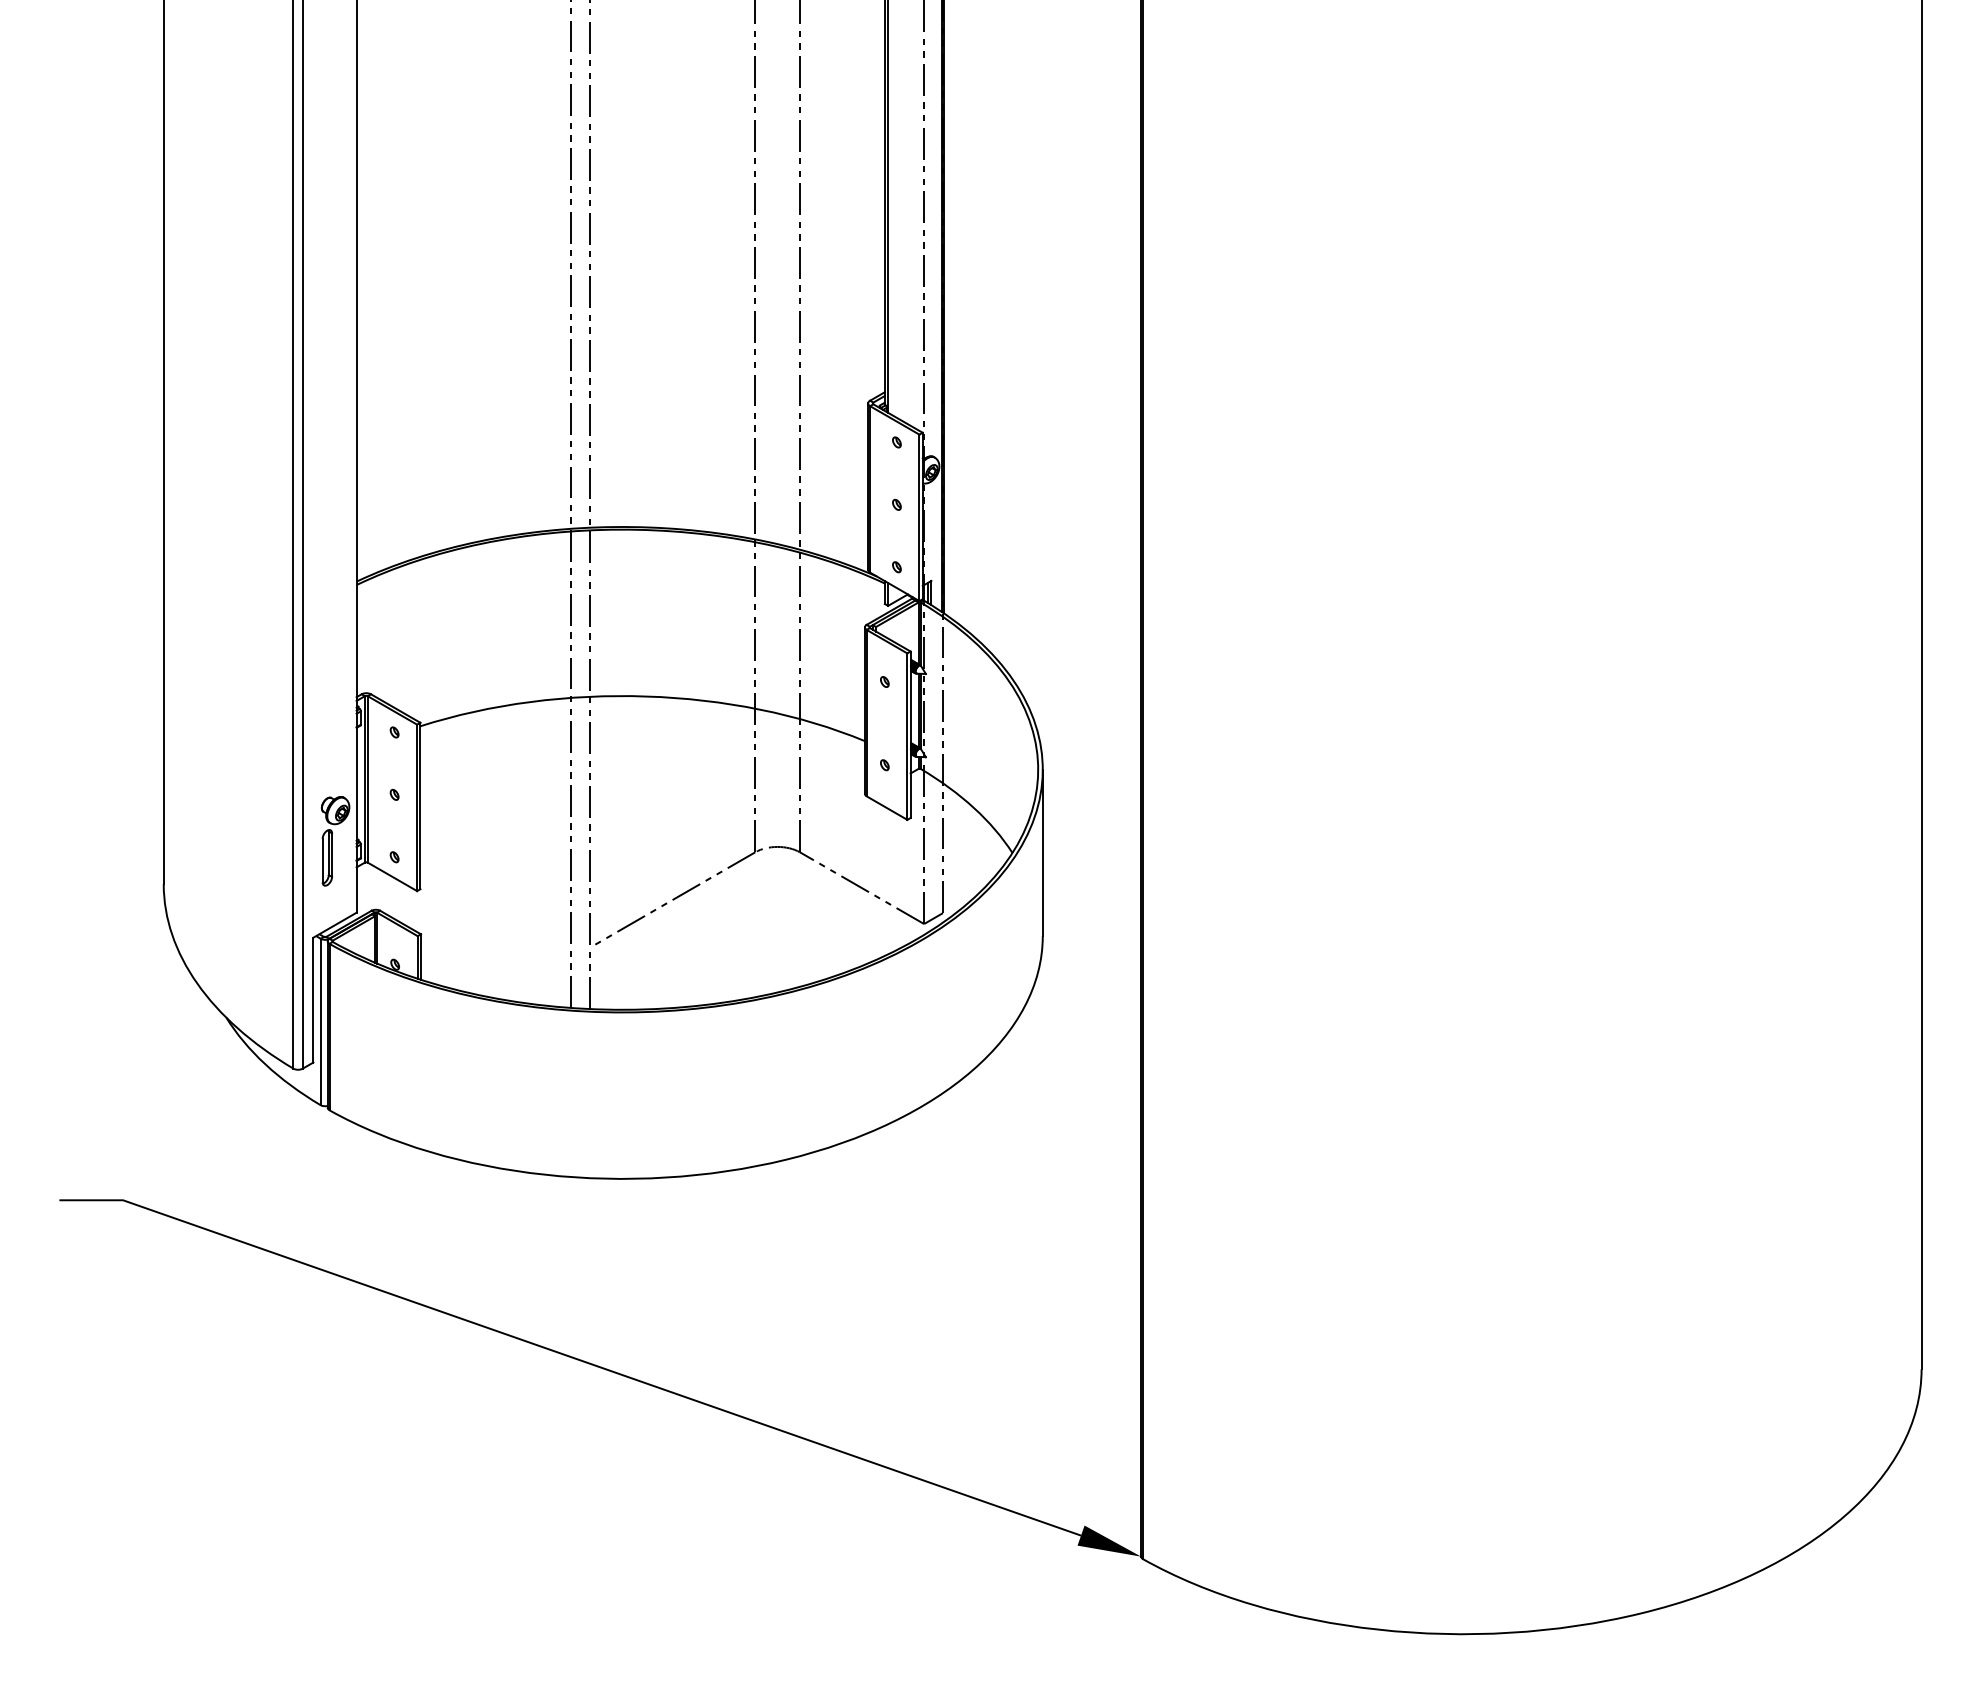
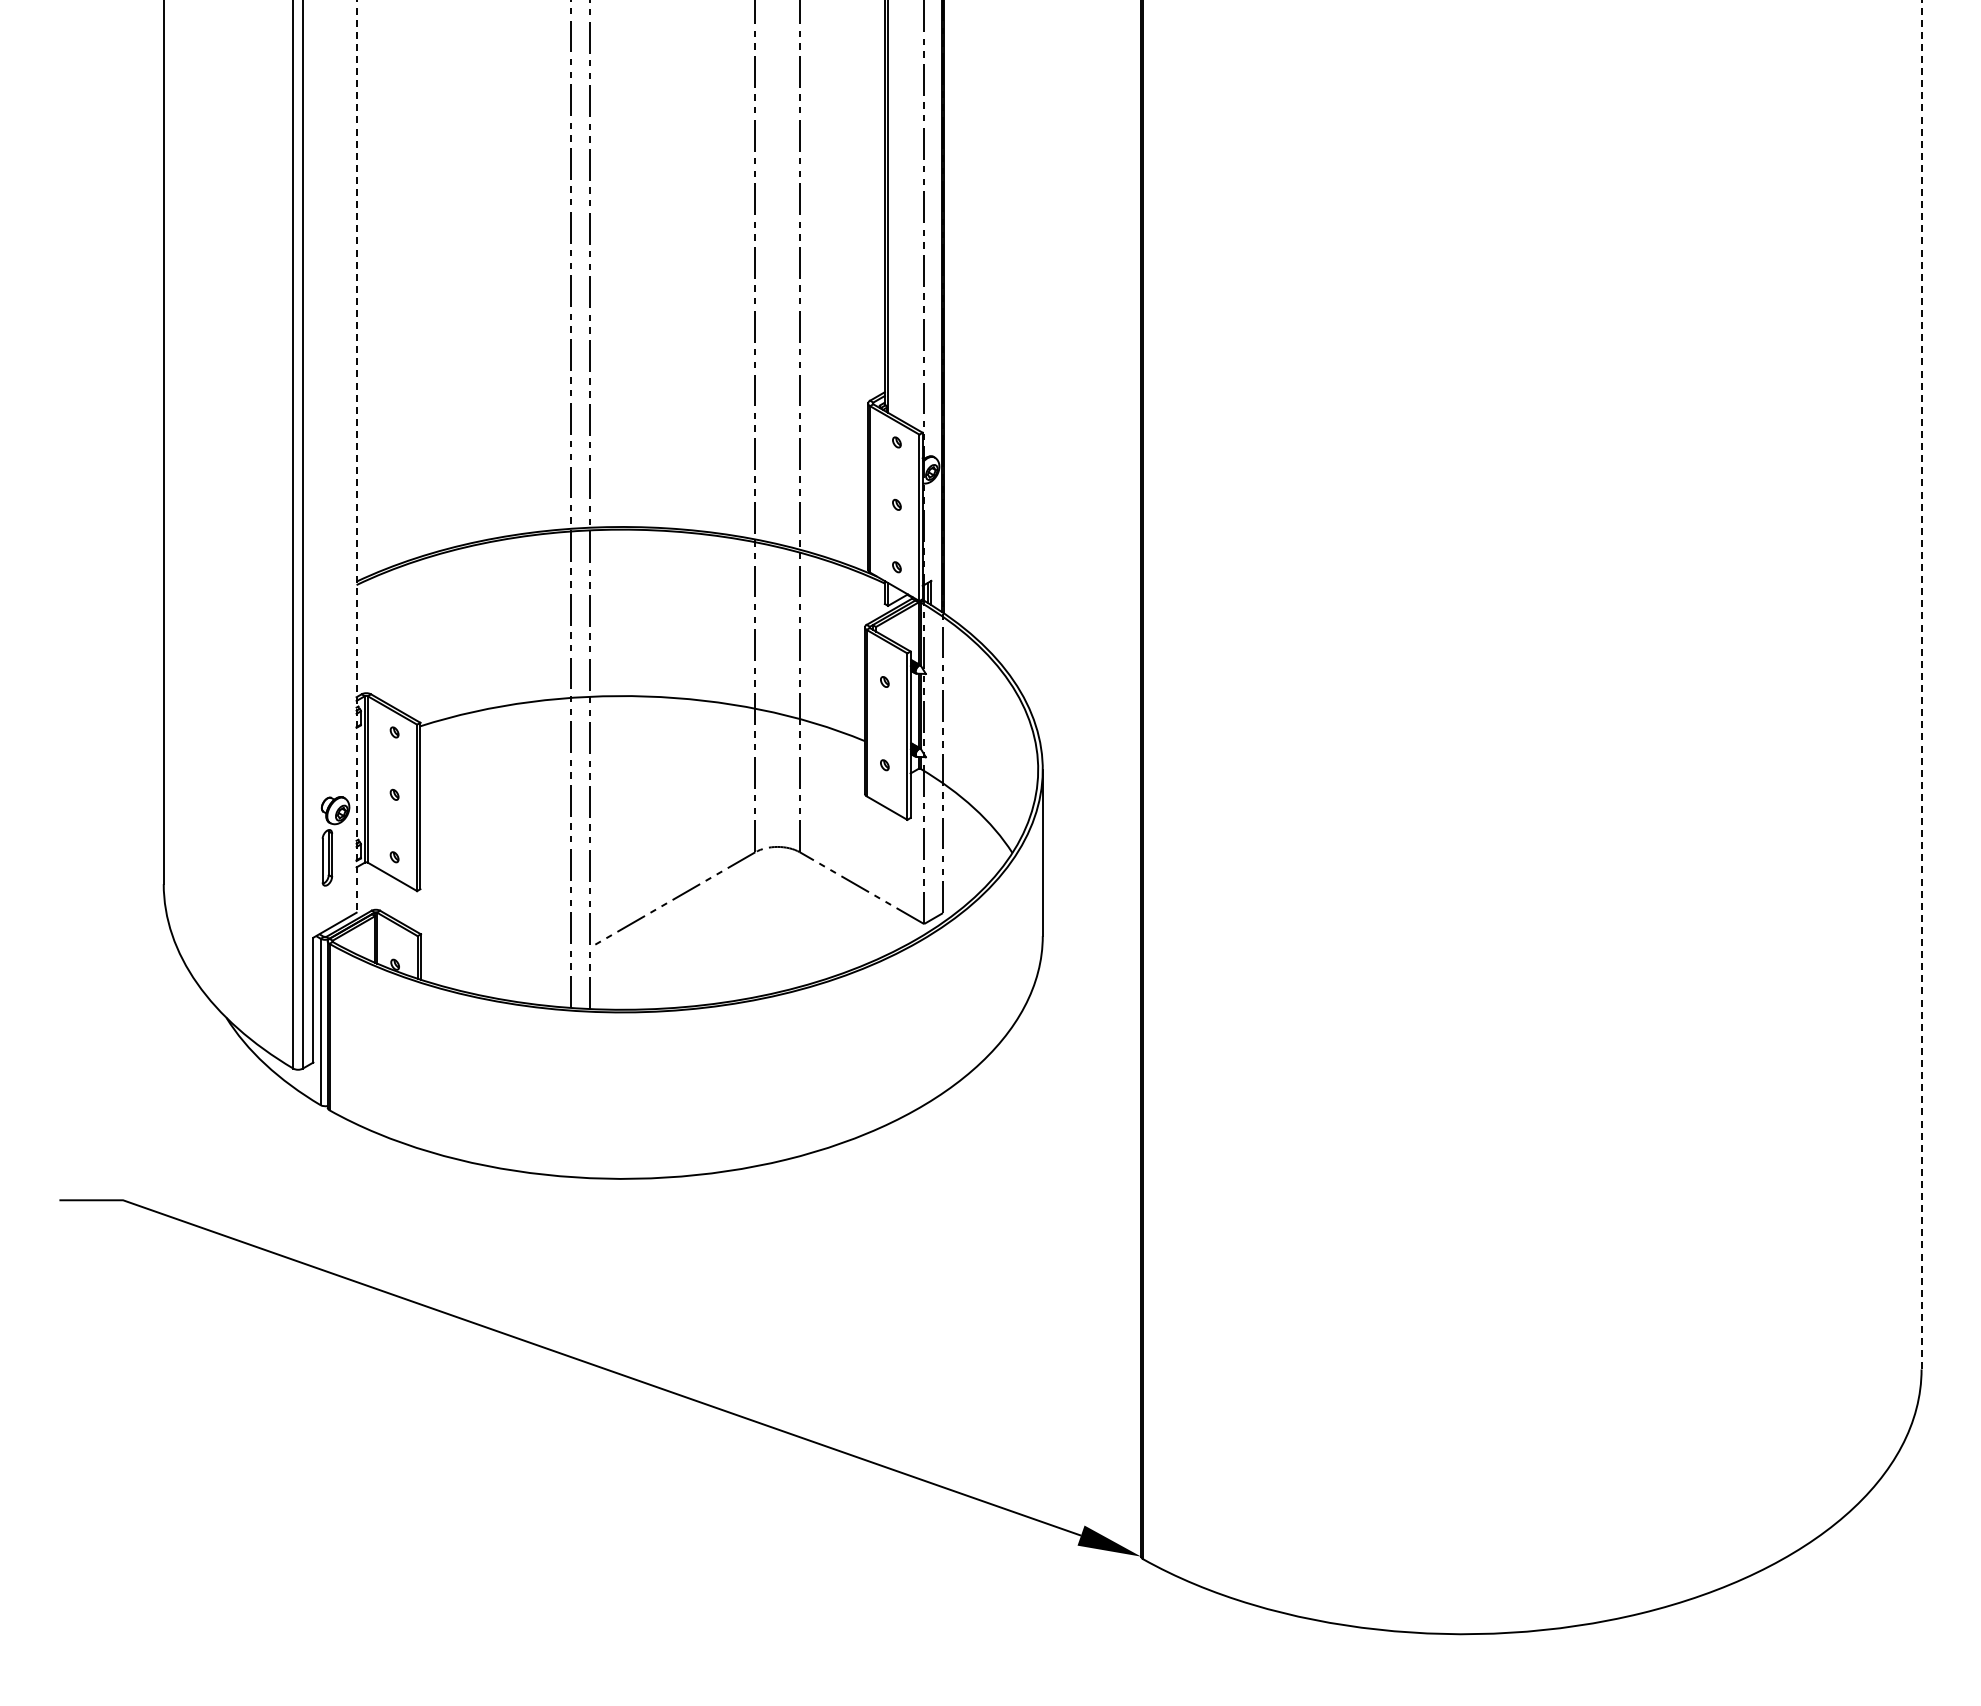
line: solid -> dashed (356, 456)
line: solid -> dashed (1921, 684)
